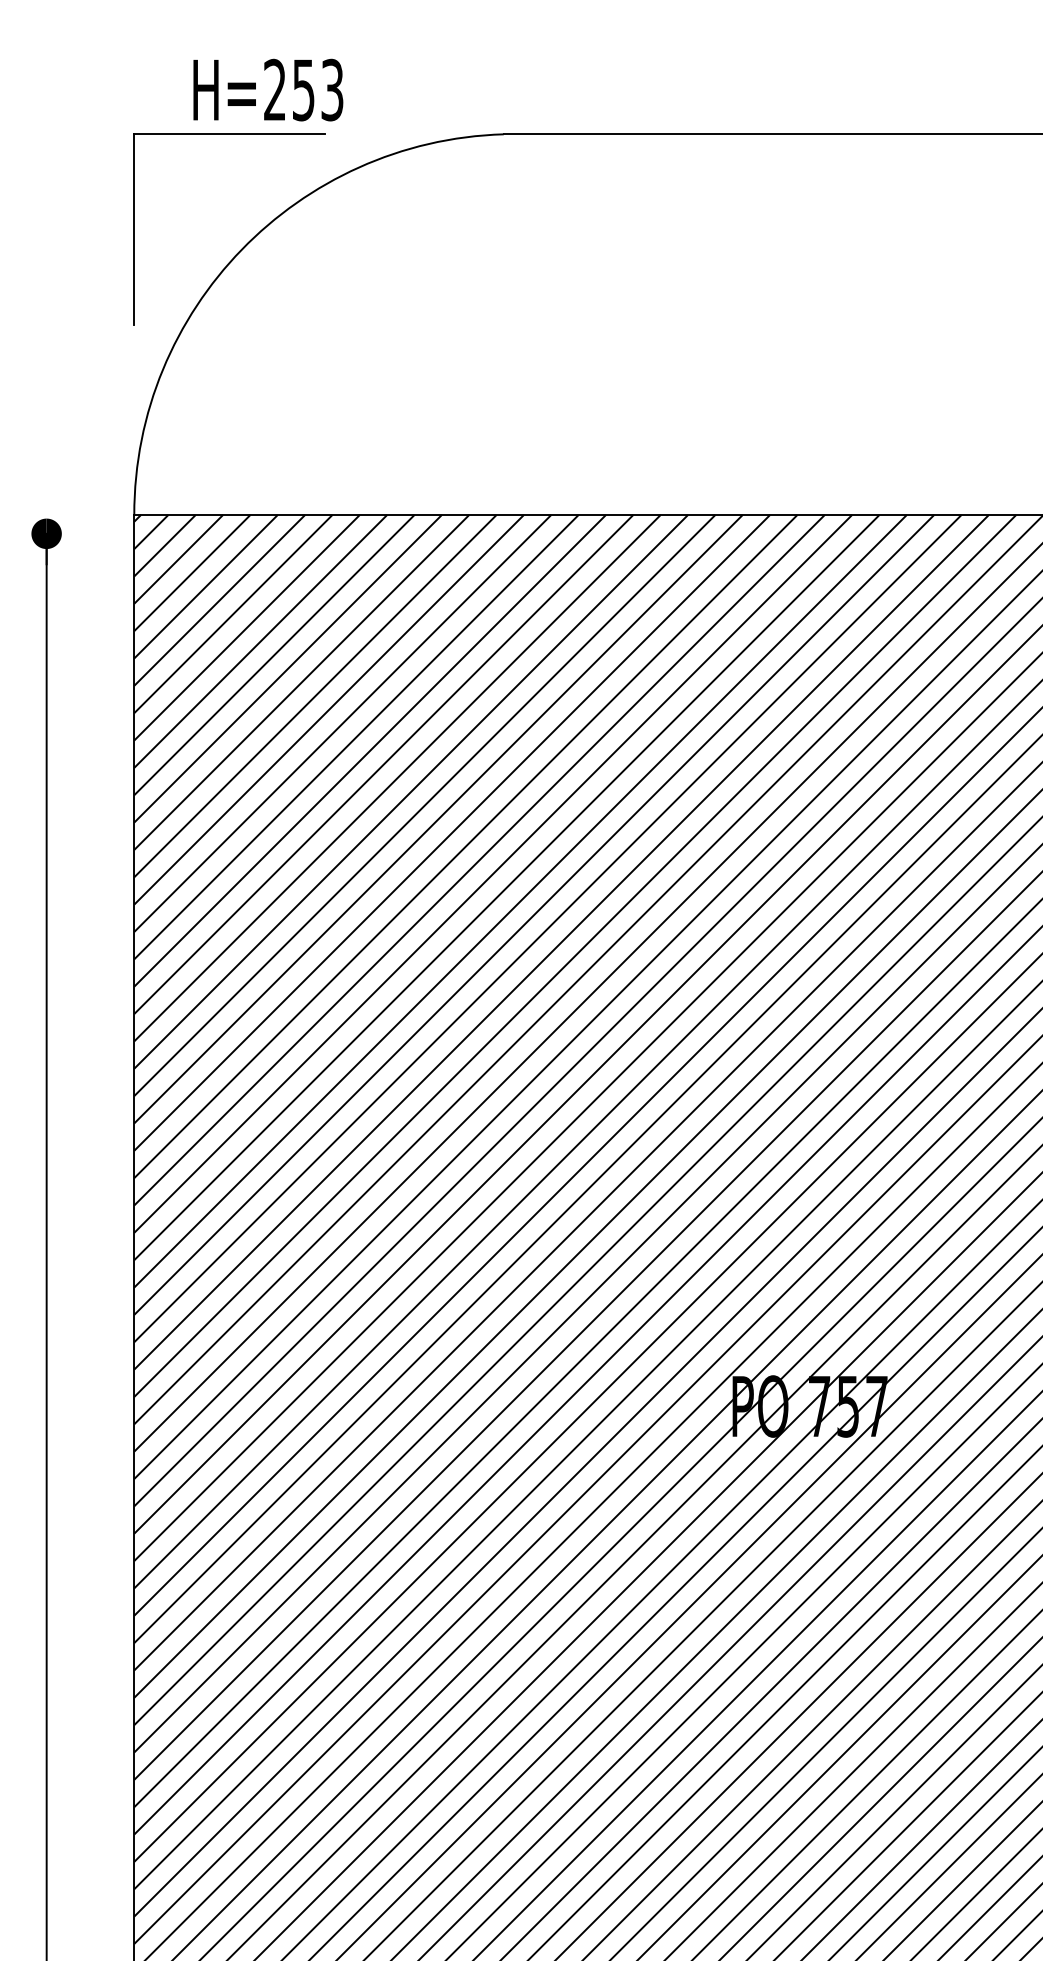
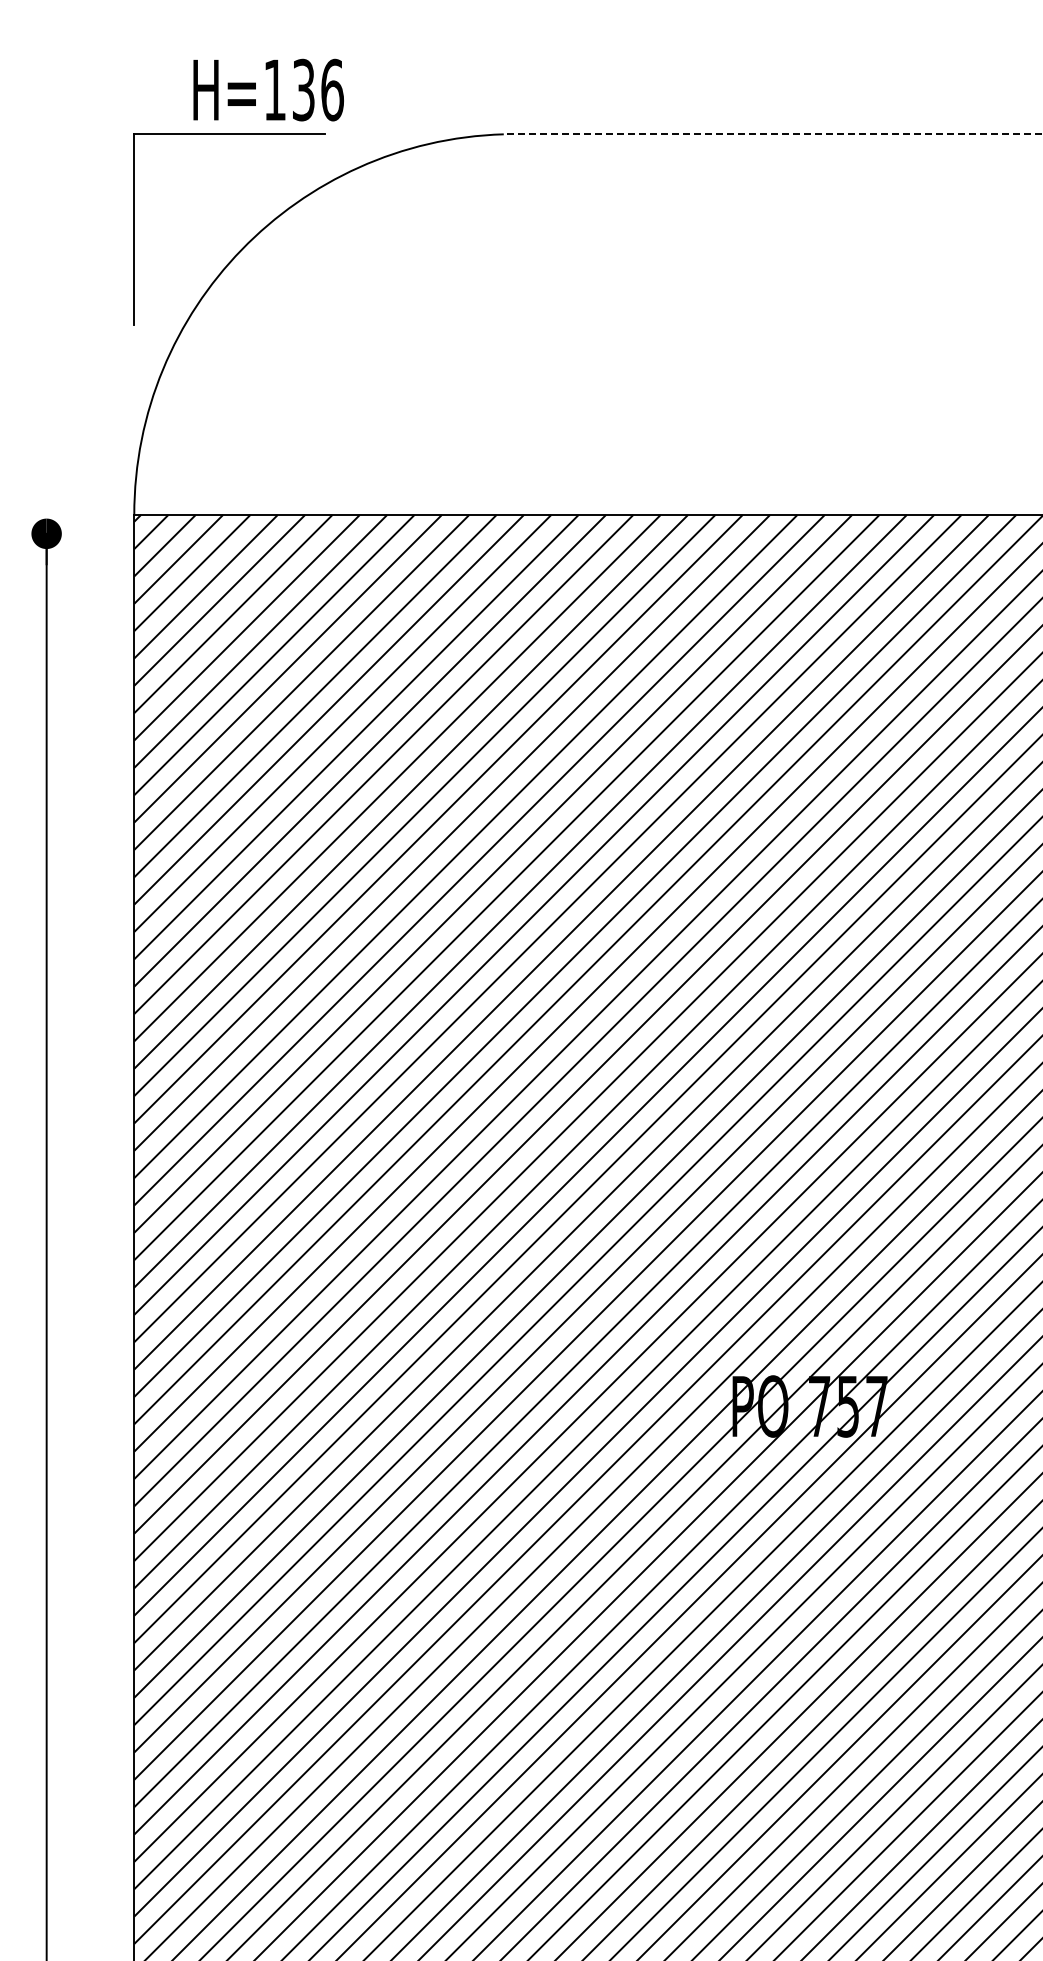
text: H=253 -> H=136 (303, 89)
line: solid -> dashed (772, 134)
